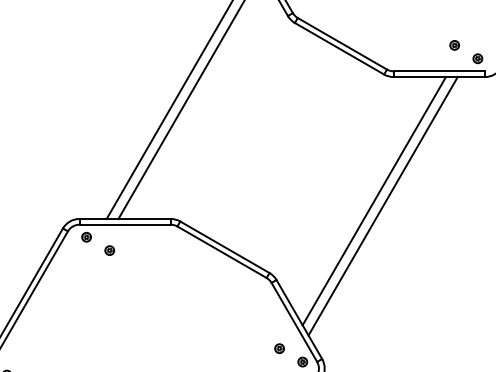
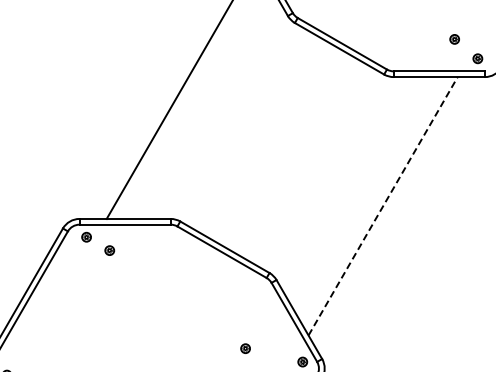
part position: (454, 45) -> (454, 39) (454, 39)
line: present -> none (180, 110)
line: present -> none (373, 201)
line: solid -> dashed (383, 205)
part position: (279, 348) -> (245, 348) (245, 348)
